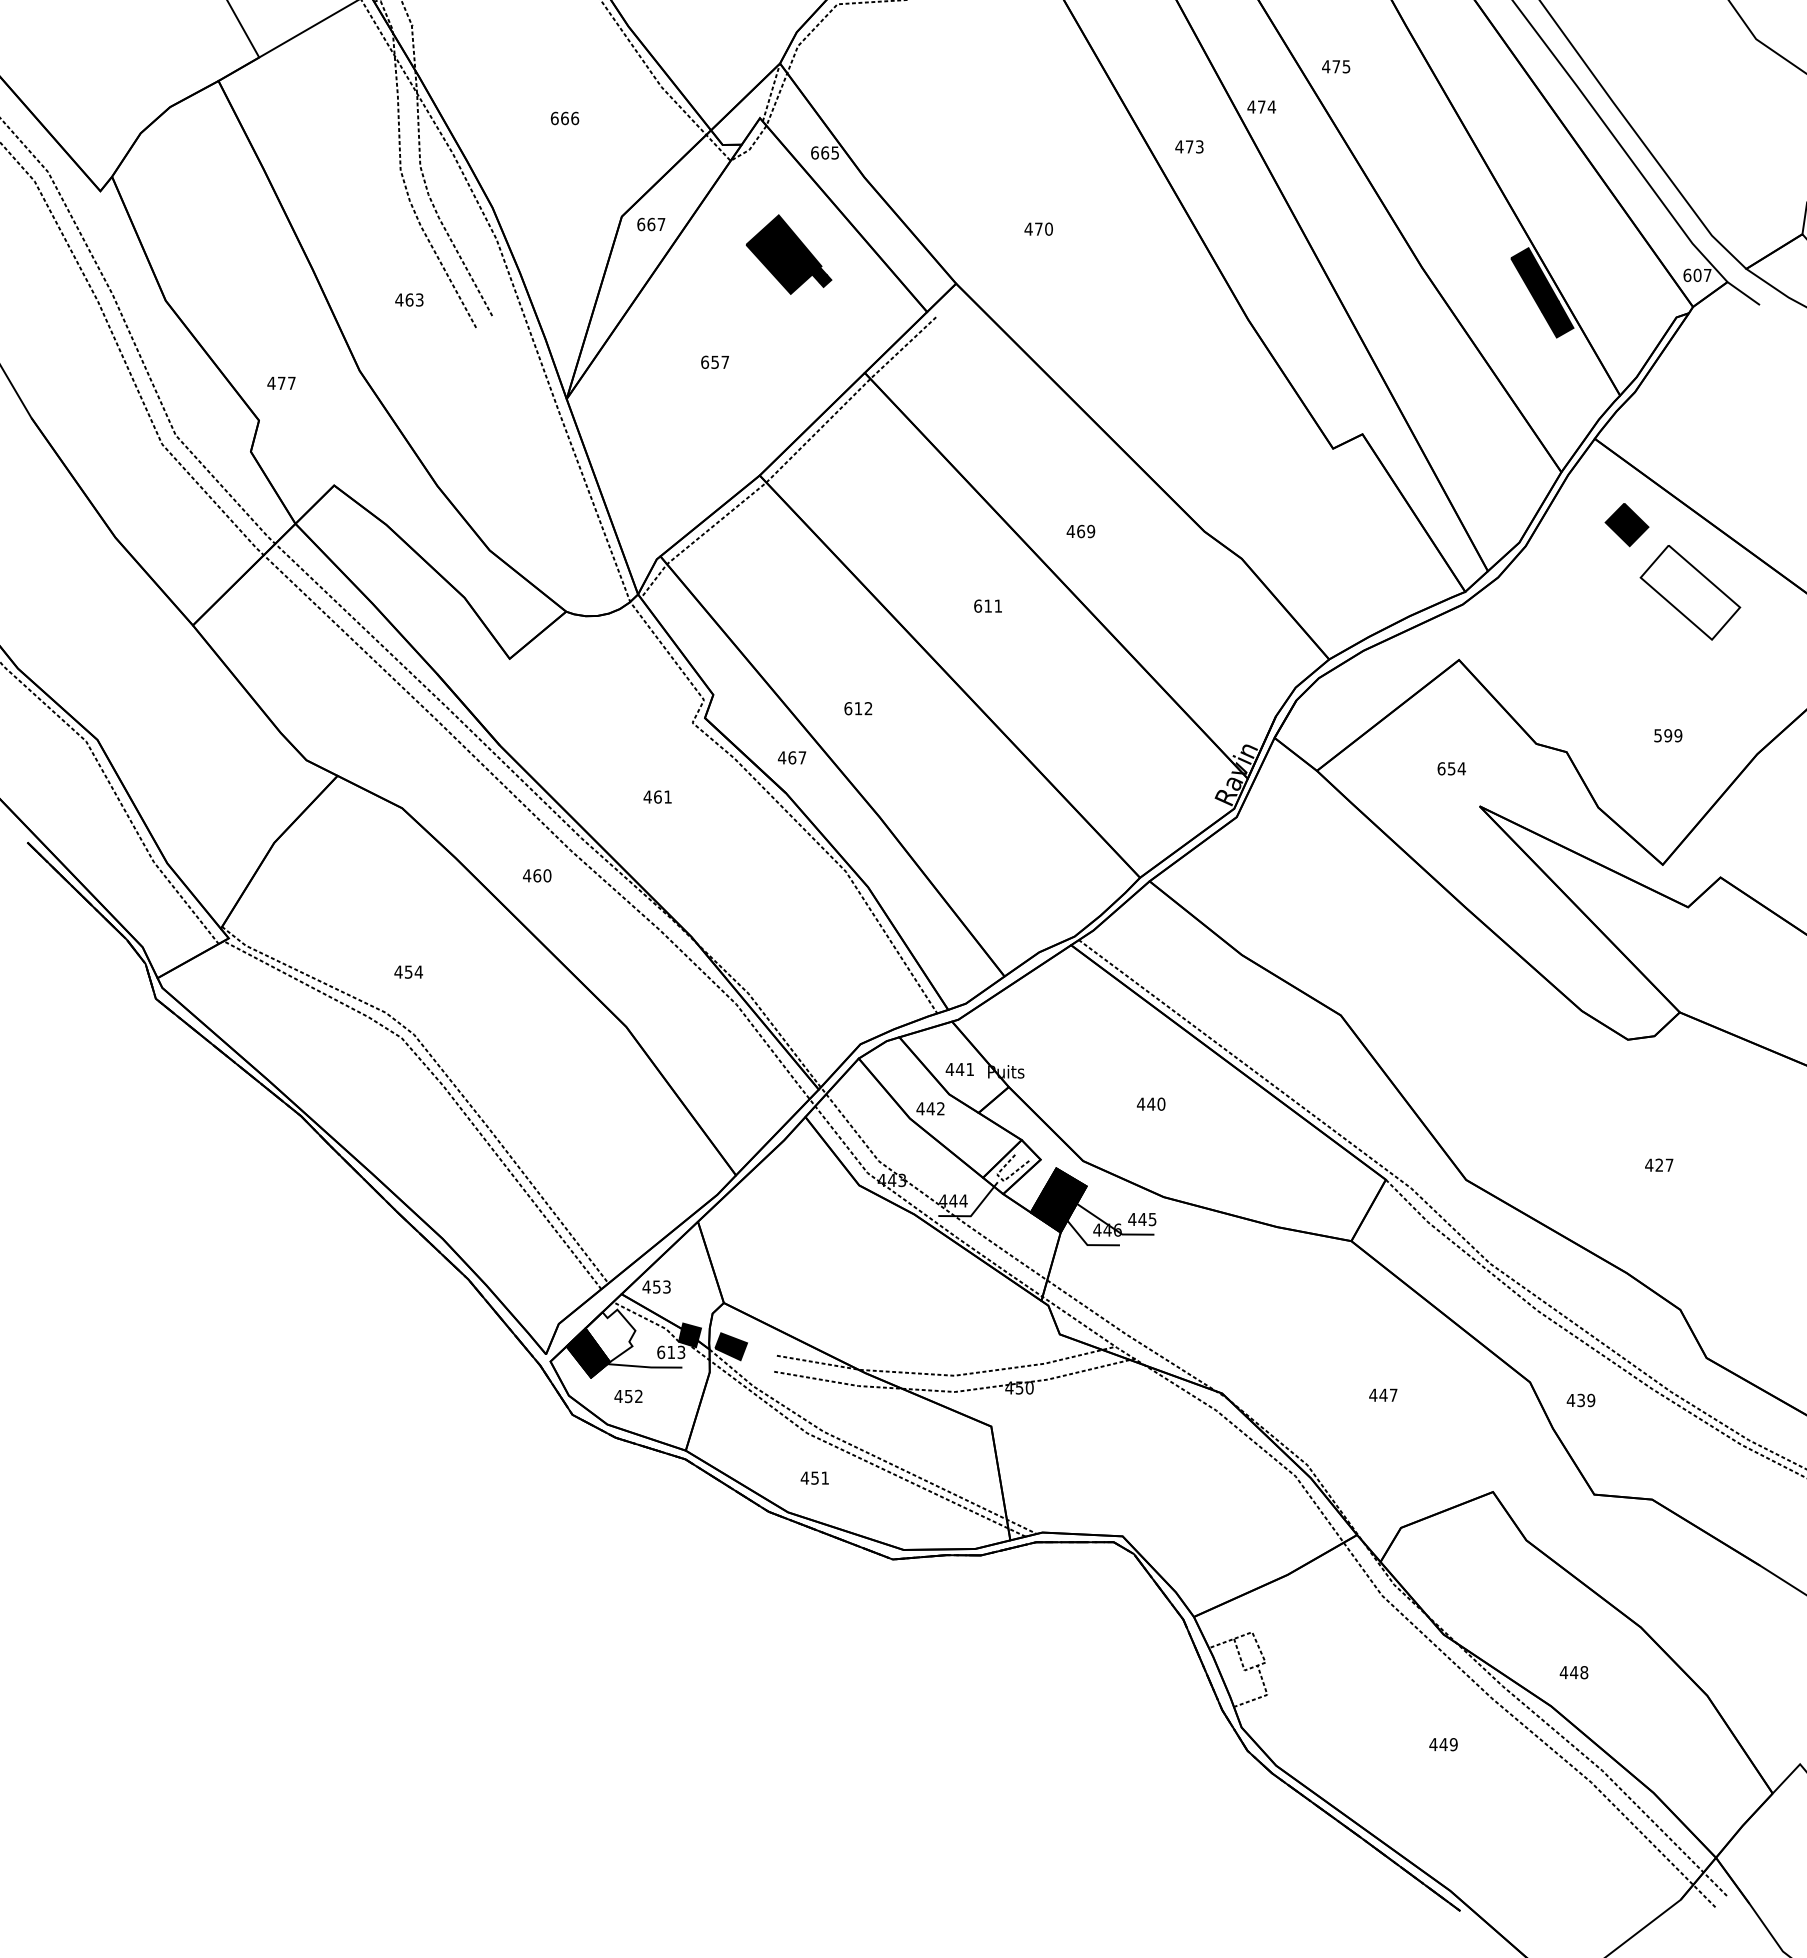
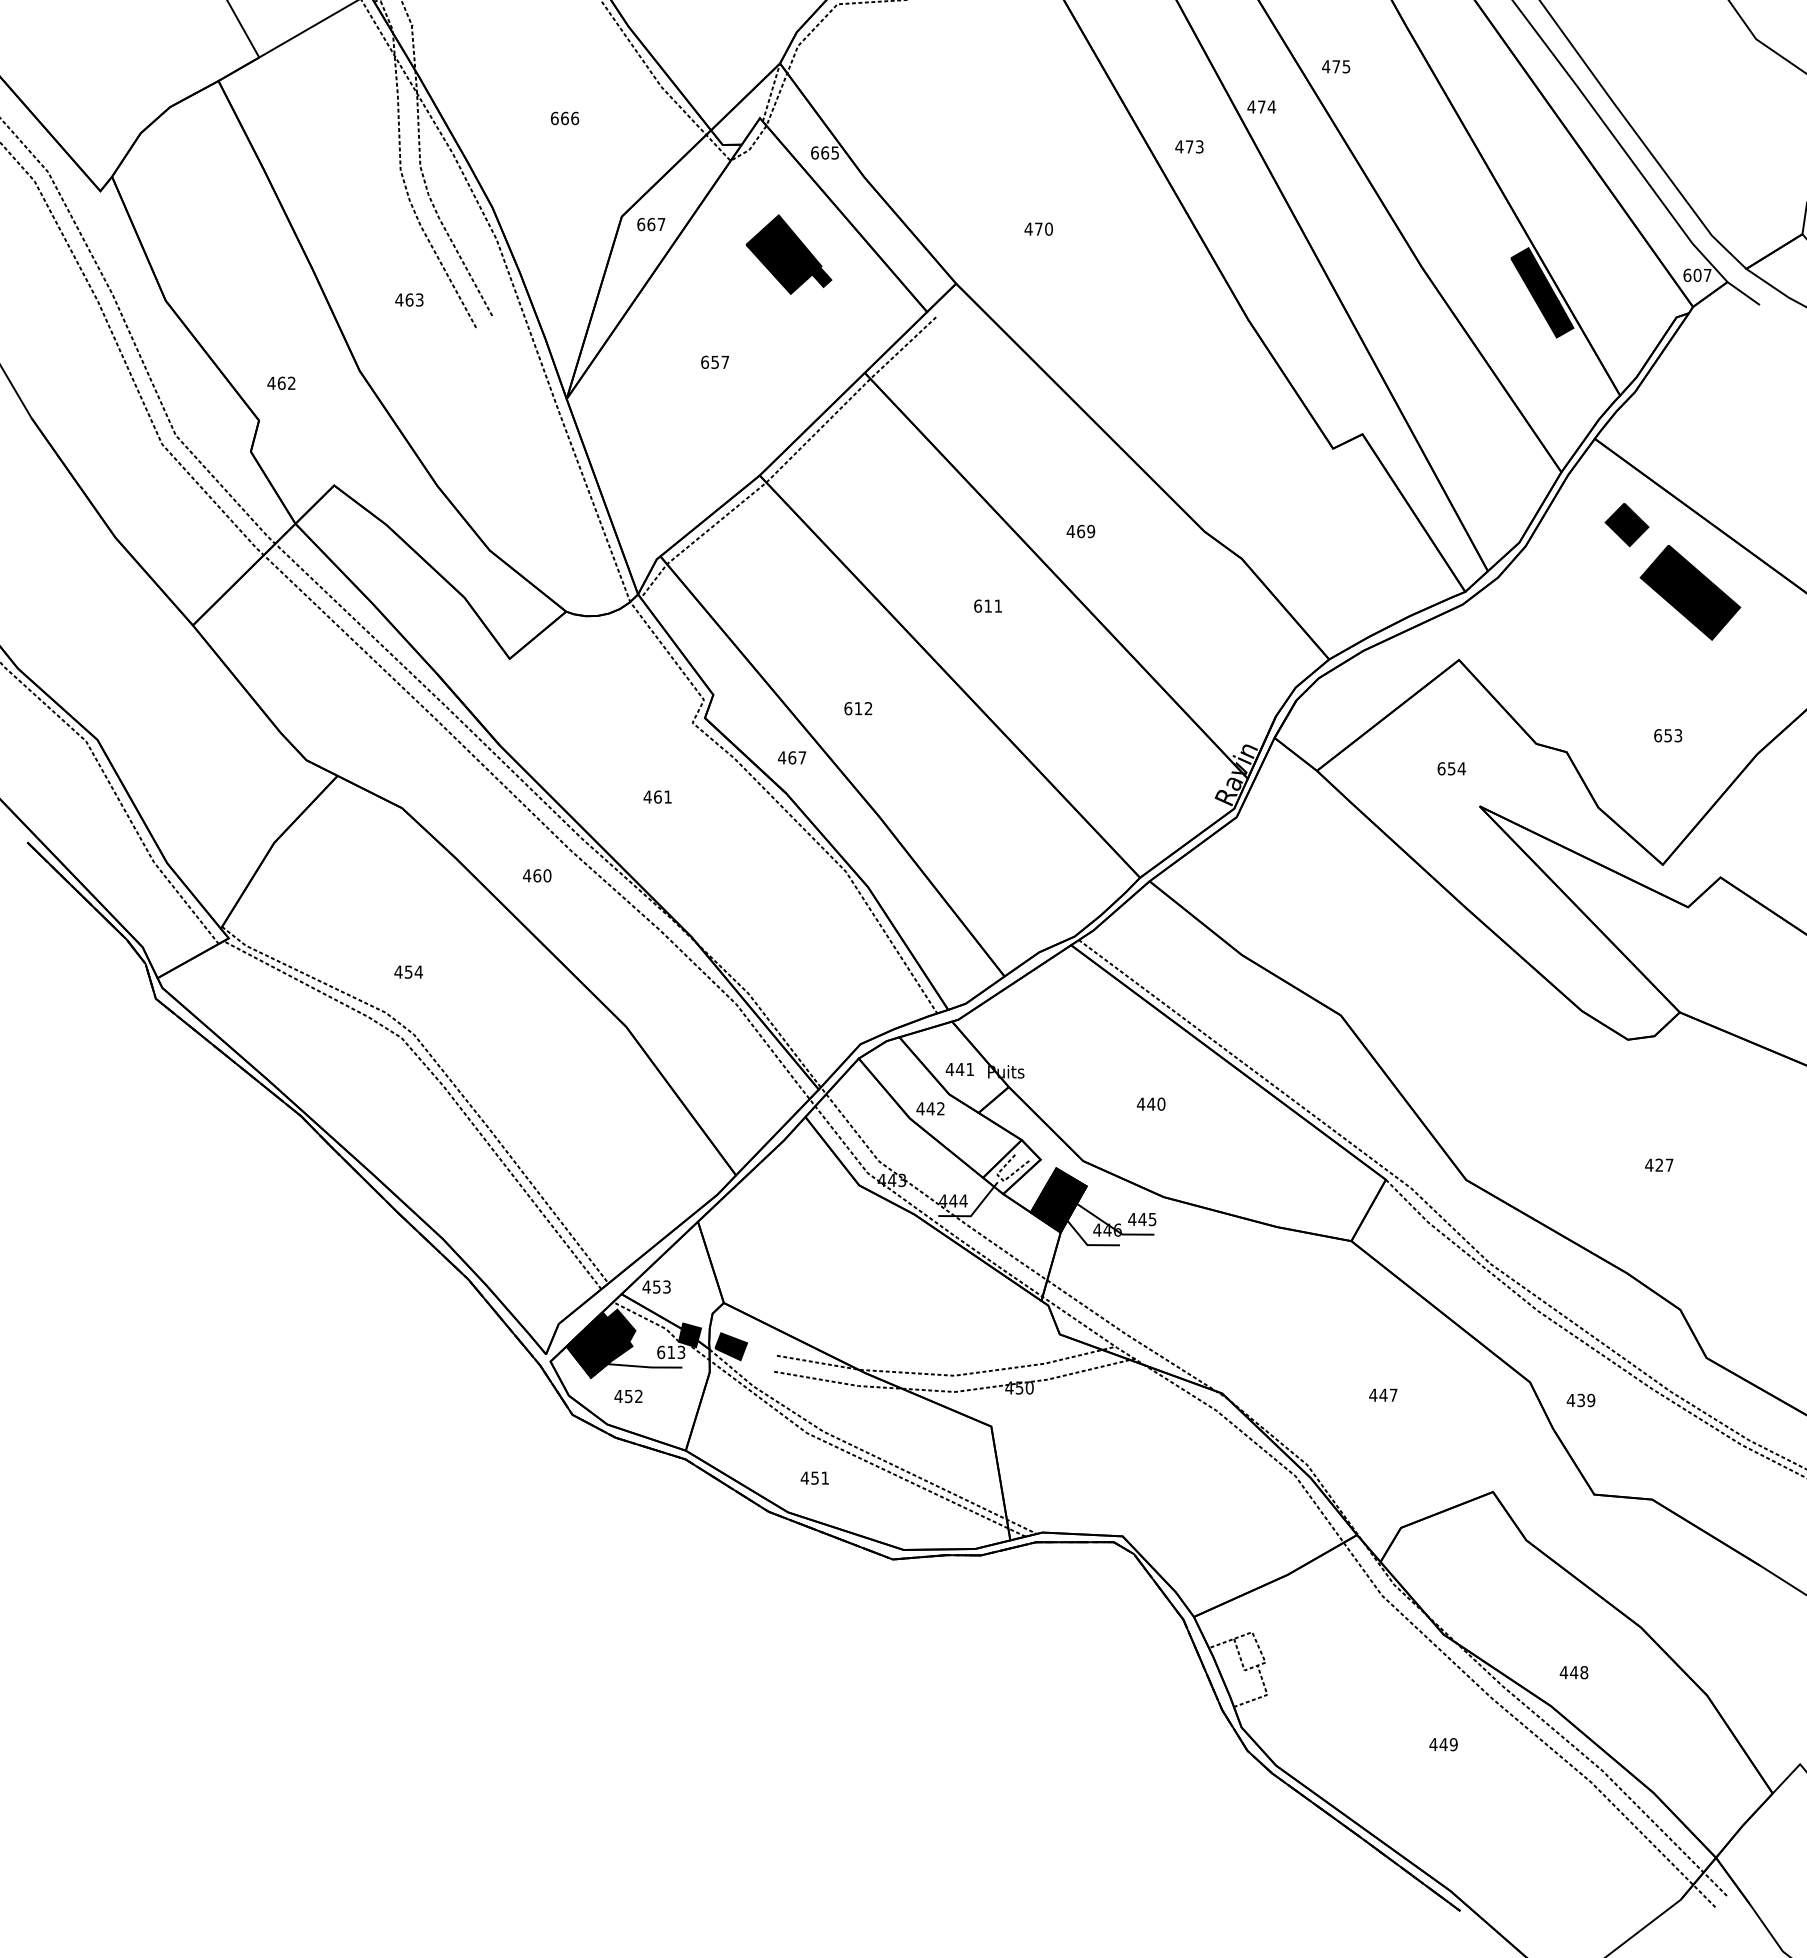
text: 477 -> 462 (286, 382)
fill: none -> present (1690, 592)
text: 599 -> 653 (1668, 735)
fill: none -> present (610, 1335)
